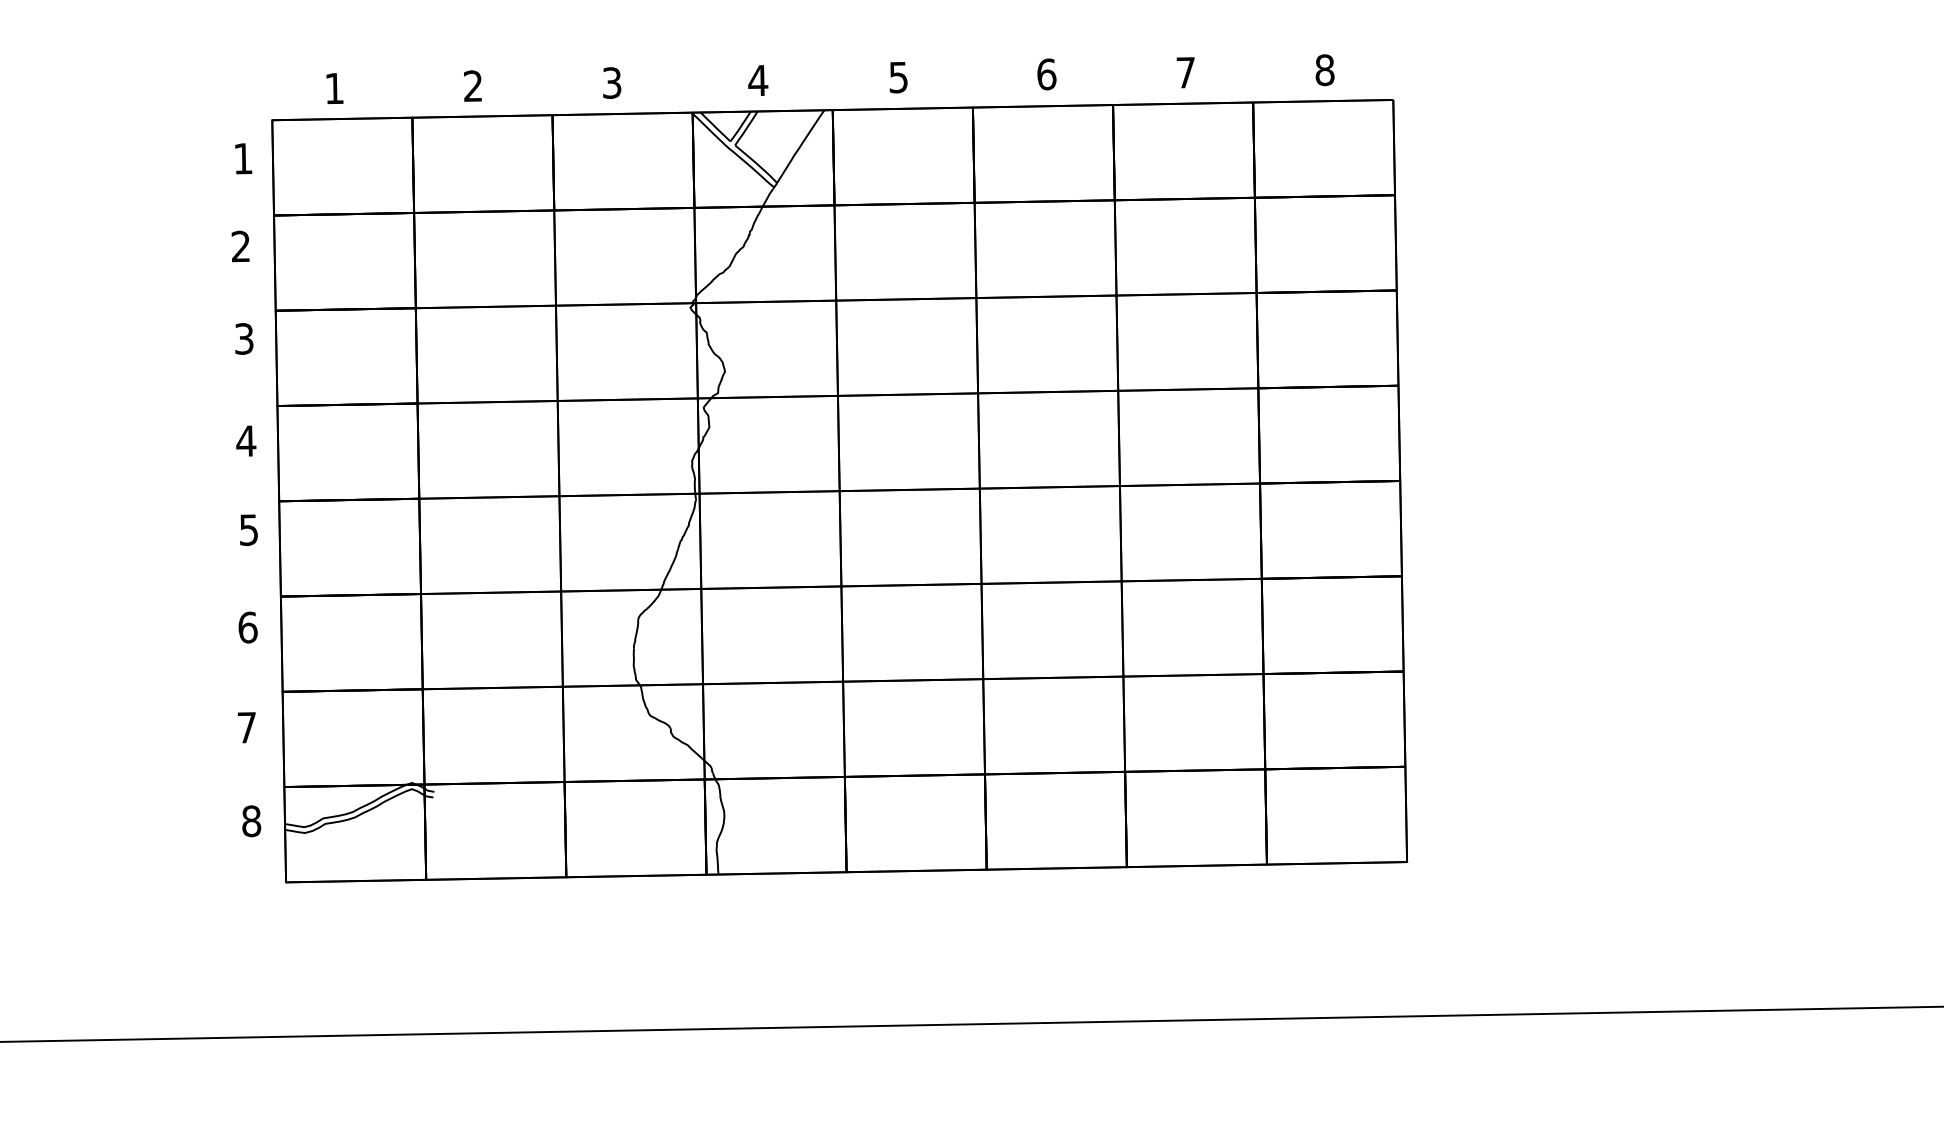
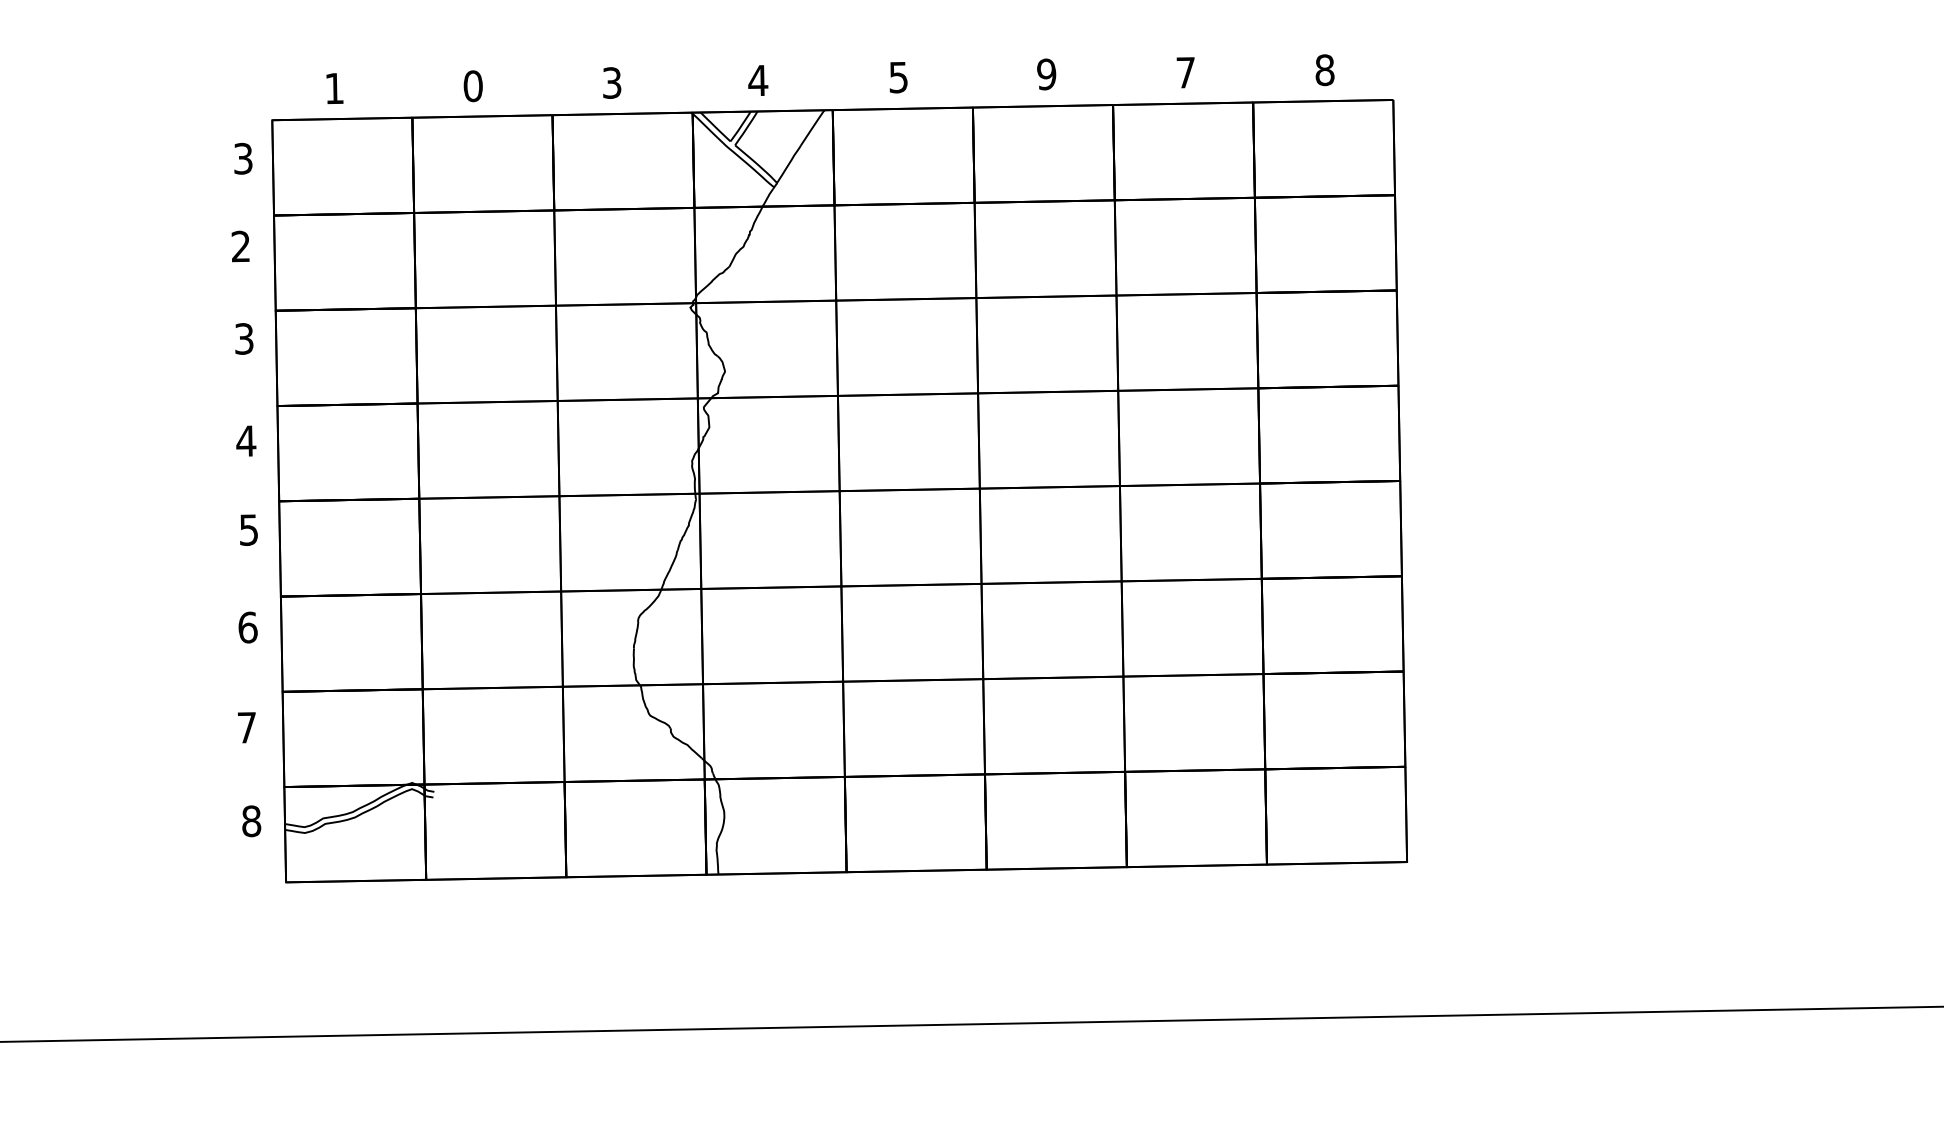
text: 6 -> 9 (1046, 74)
text: 2 -> 0 (472, 86)
text: 1 -> 3 (243, 158)
